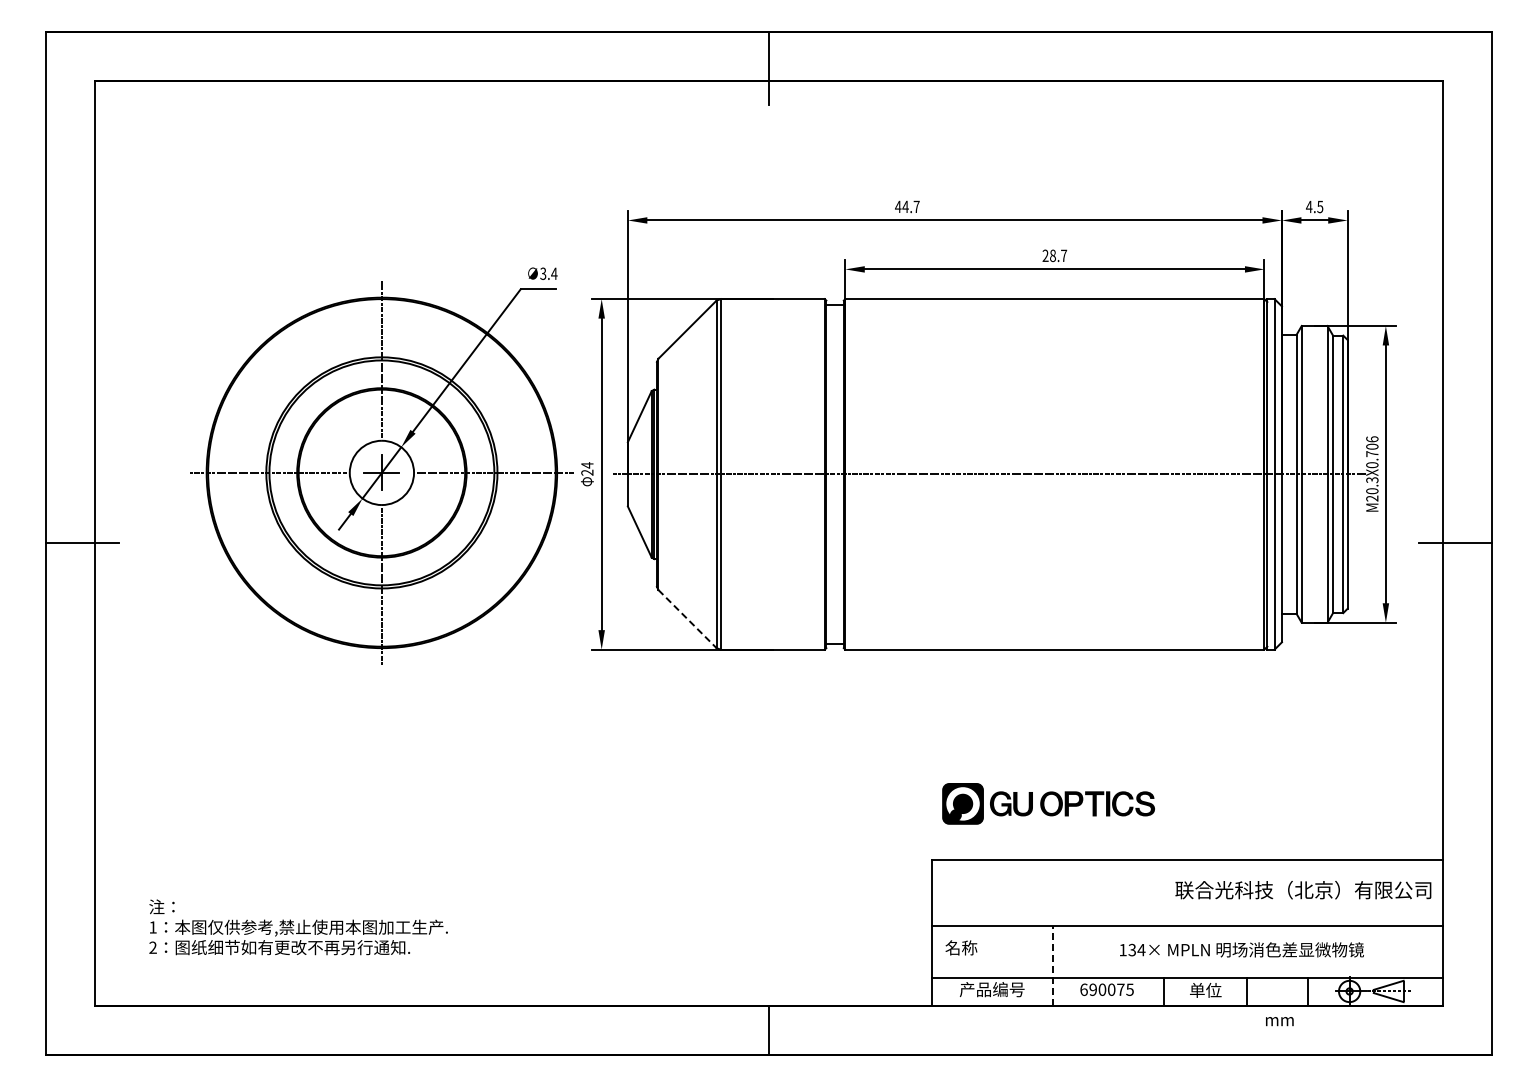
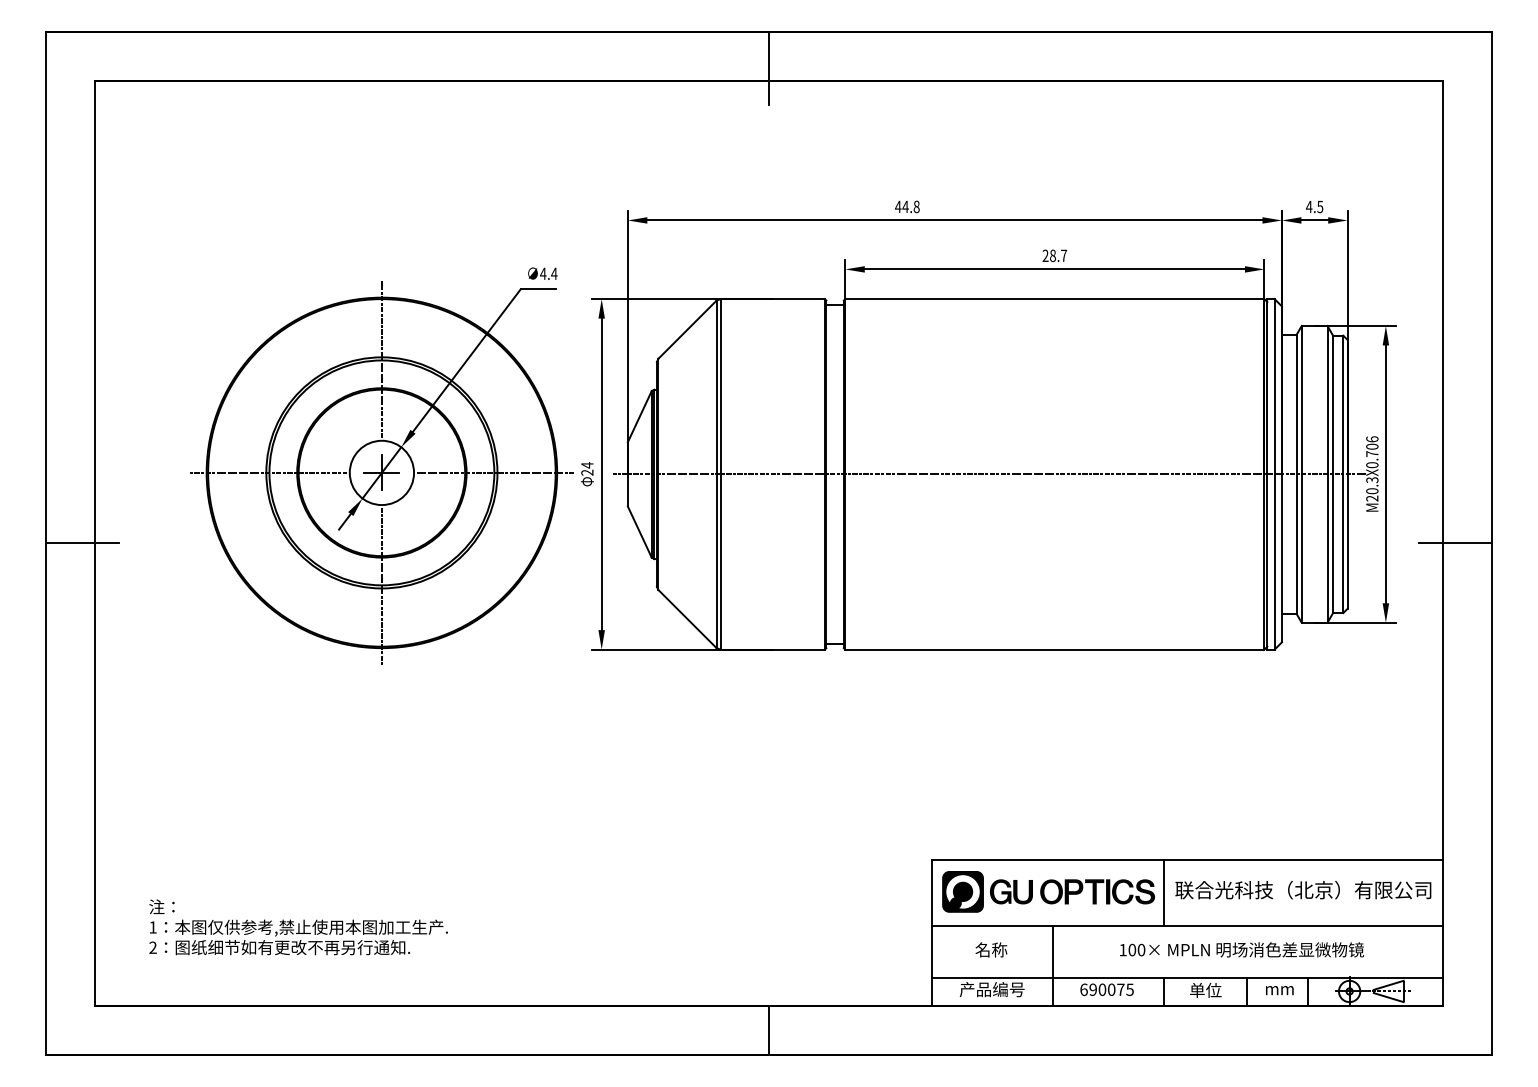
text: 44.7 -> 44.8 (916, 206)
text: 3.4 -> 4.4 (543, 273)
line: dashed -> solid (687, 619)
part position: (1048, 803) -> (1048, 891) (1048, 891)
line: none -> present (1163, 892)
text position: (961, 947) -> (991, 949) (991, 949)
text: 134× -> 100× (1136, 949)
line: dashed -> solid (1052, 966)
text position: (1279, 1021) -> (1279, 990) (1279, 990)
